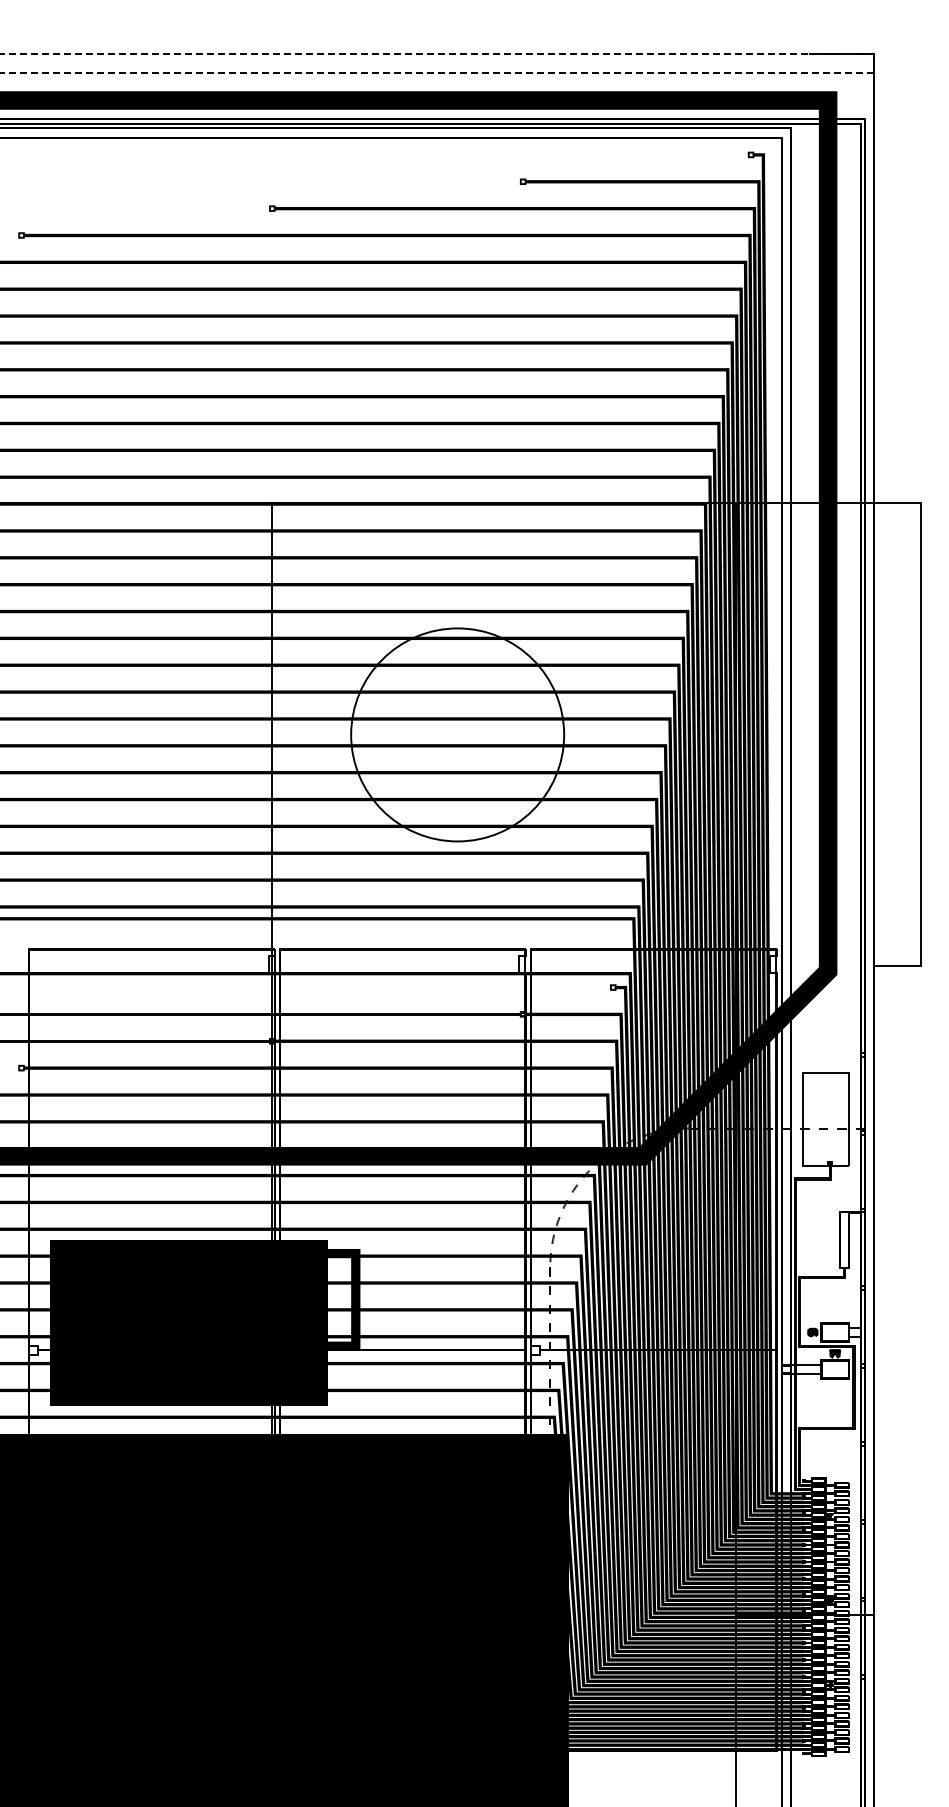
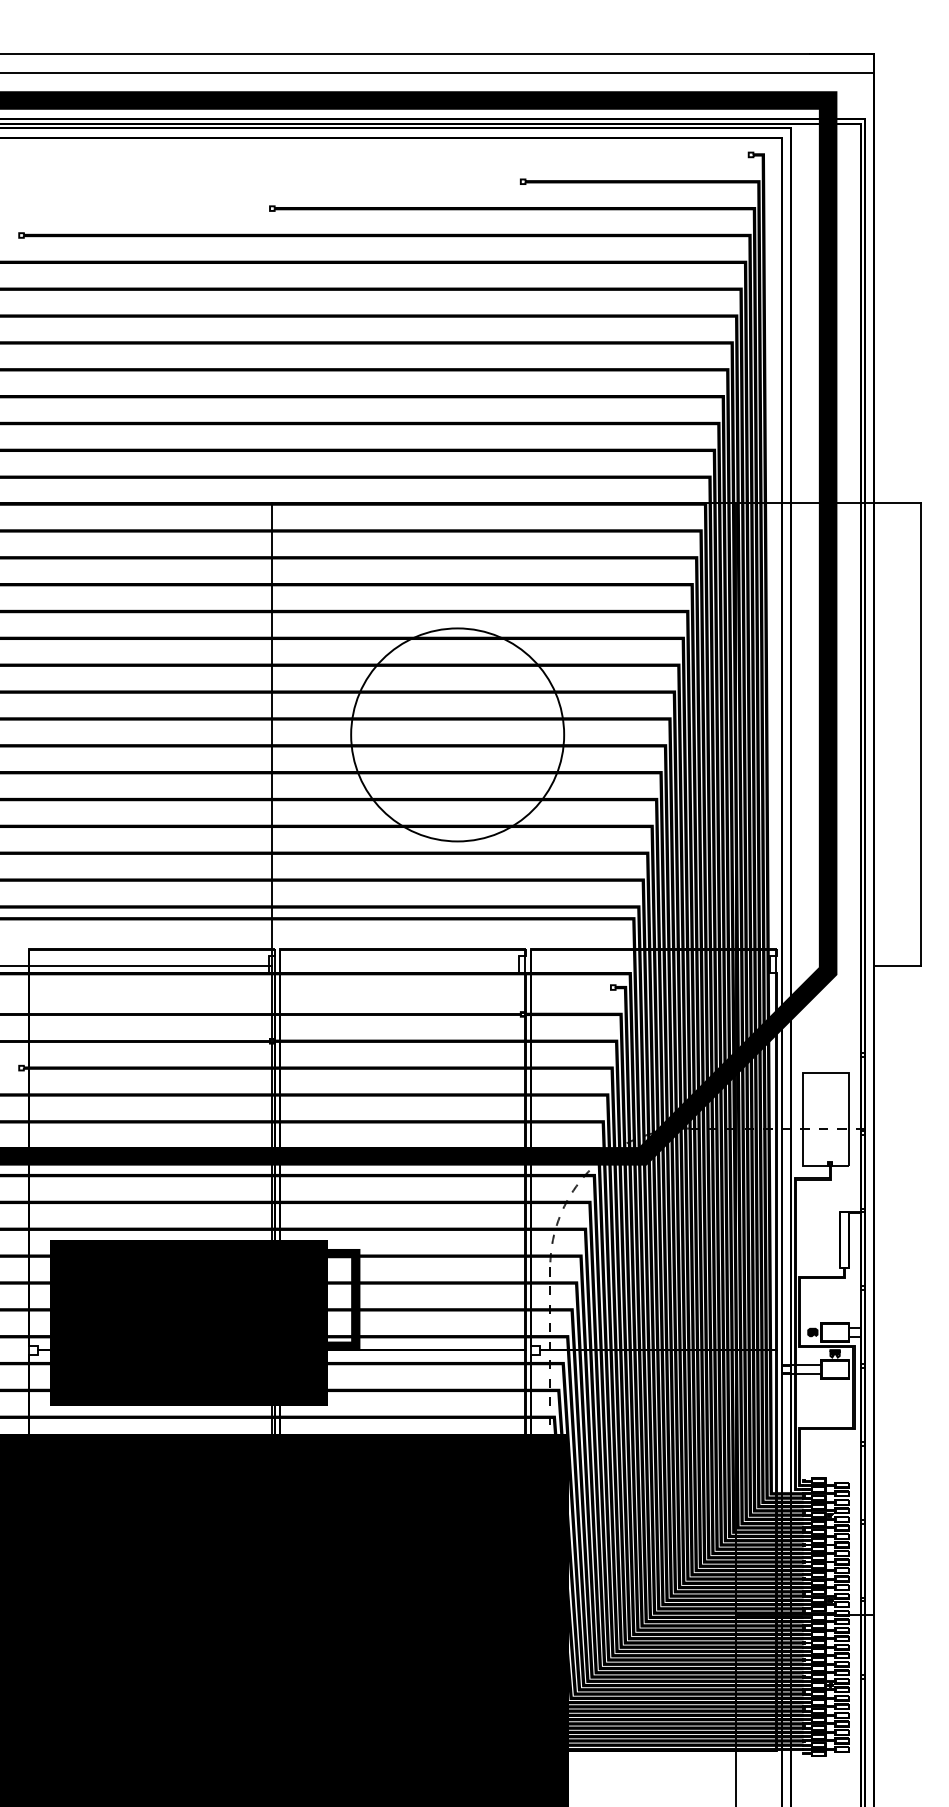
line: dashed -> solid (437, 54)
line: dashed -> solid (436, 72)
line: none -> present (137, 966)
